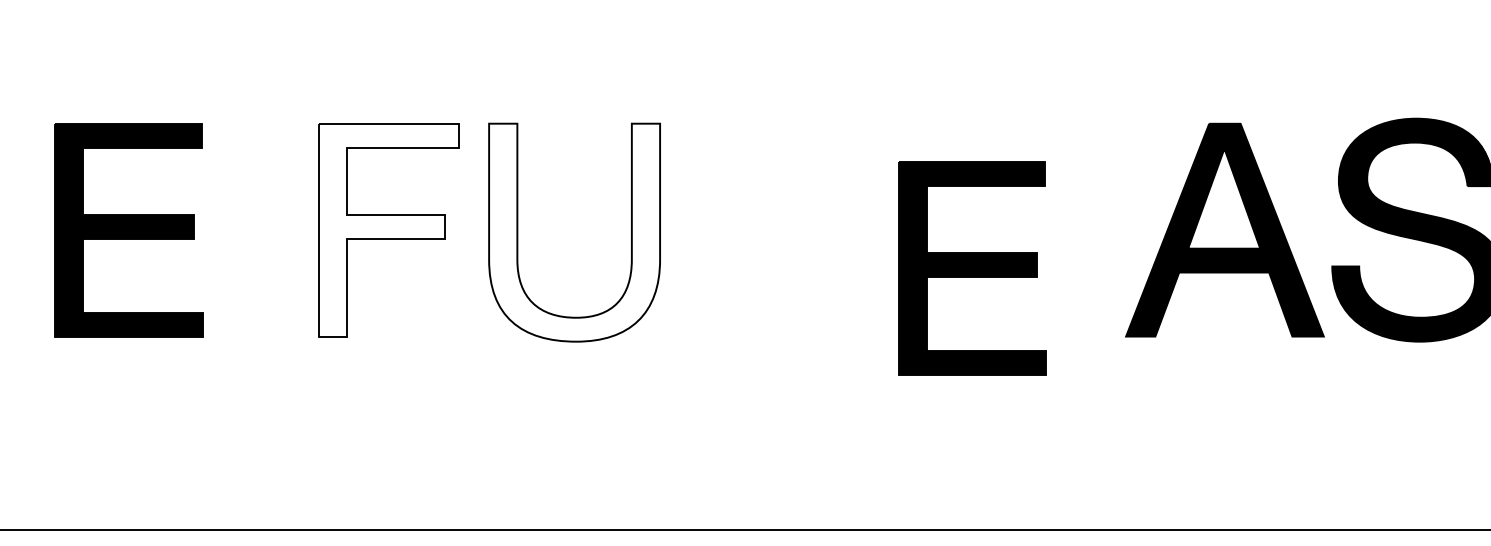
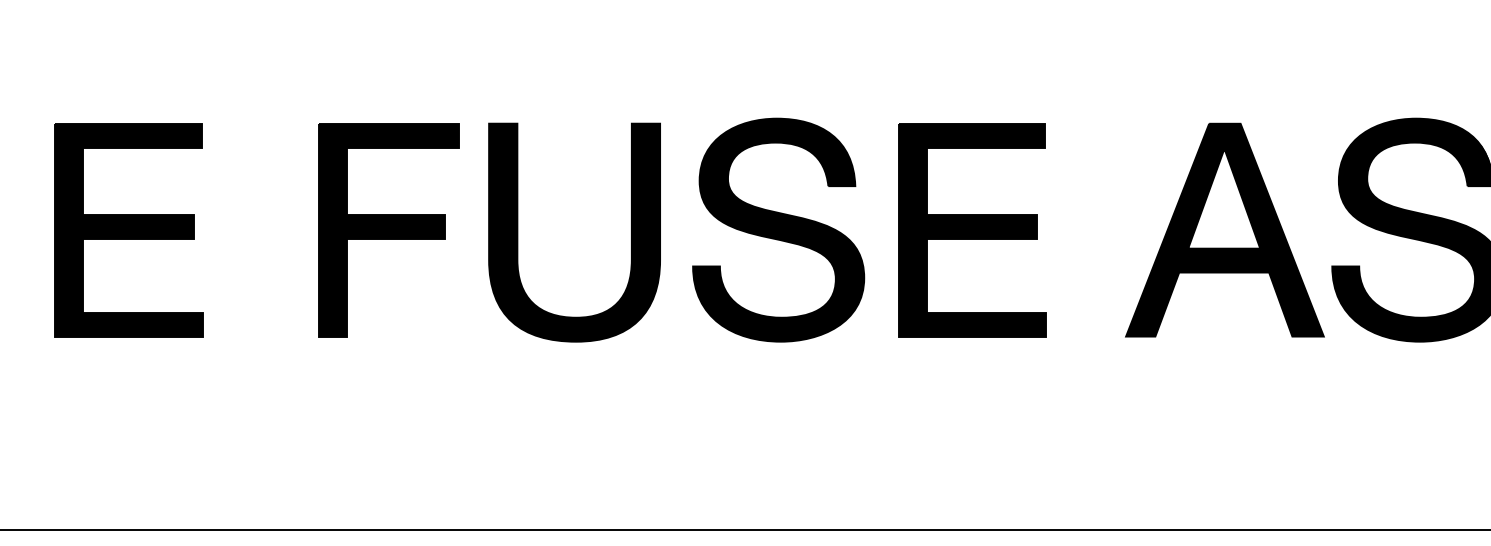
fill: none -> present (388, 229)
part: none -> present (778, 229)
fill: none -> present (574, 232)
part position: (972, 268) -> (972, 230) (972, 230)
